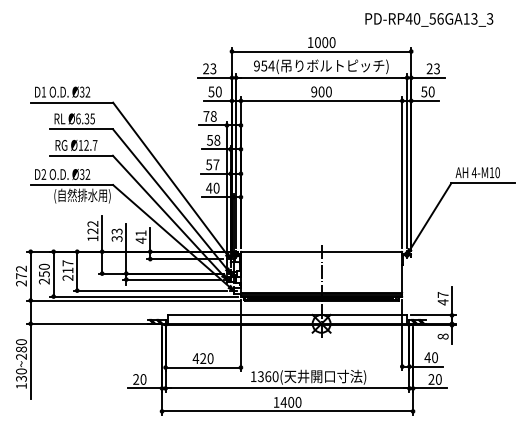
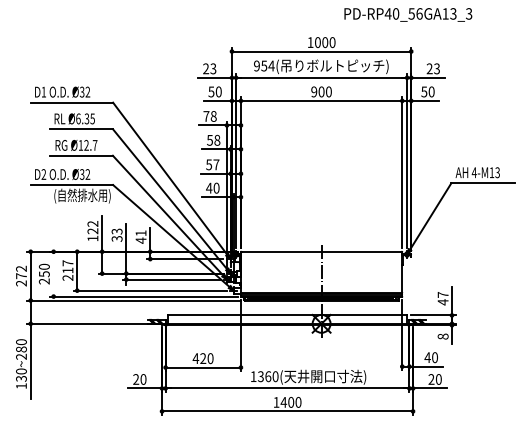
text position: (429, 19) -> (408, 14) (408, 14)
text: 4-M10 -> 4-M13 (497, 172)
line: present -> none (53, 273)
